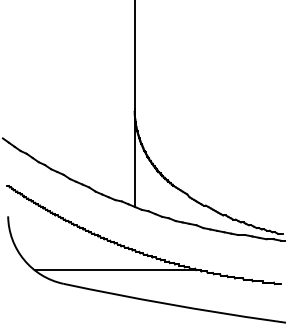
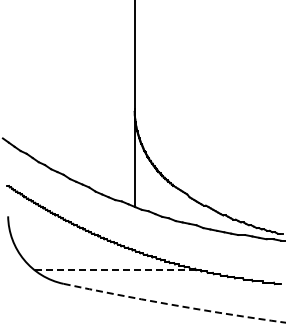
line: solid -> dashed (116, 270)
arc: solid -> dashed (174, 305)
